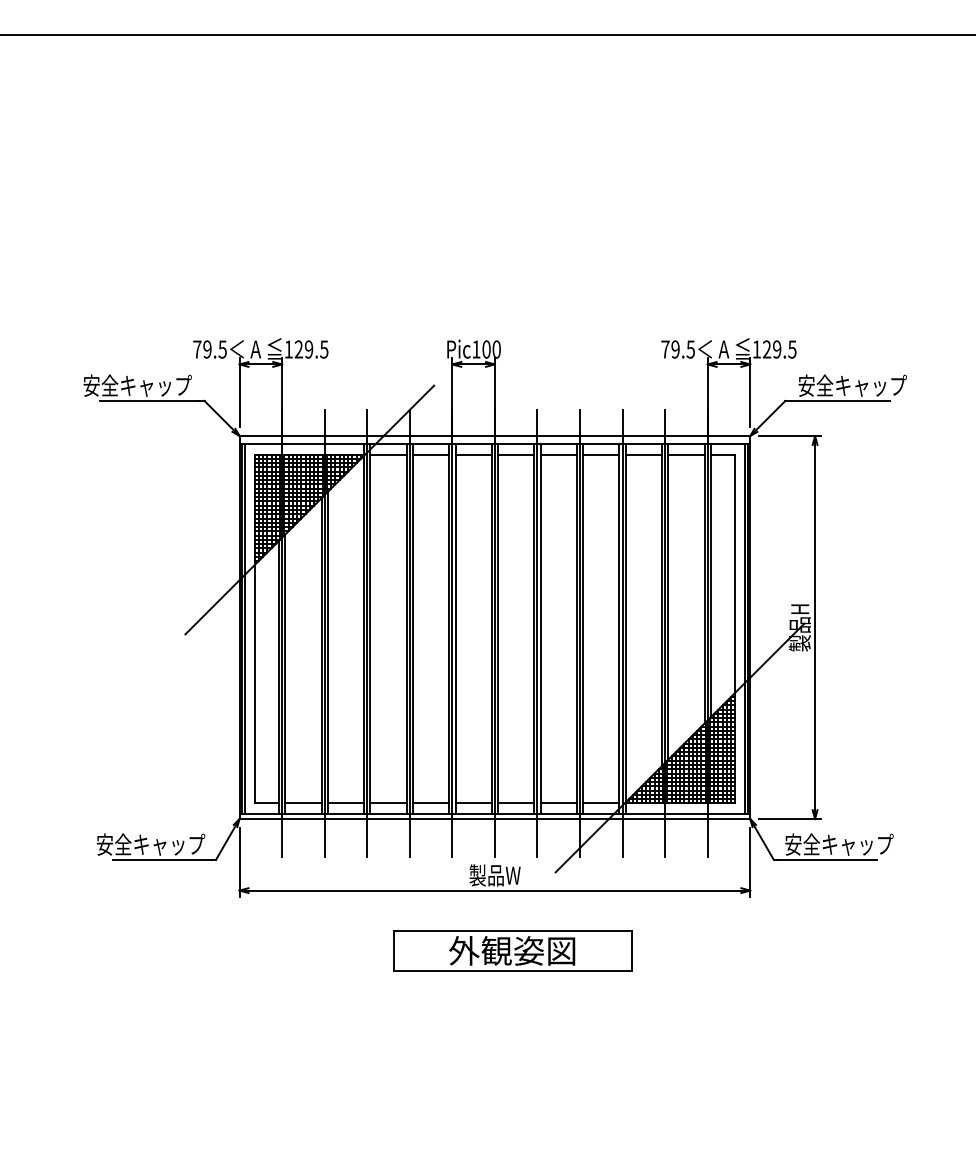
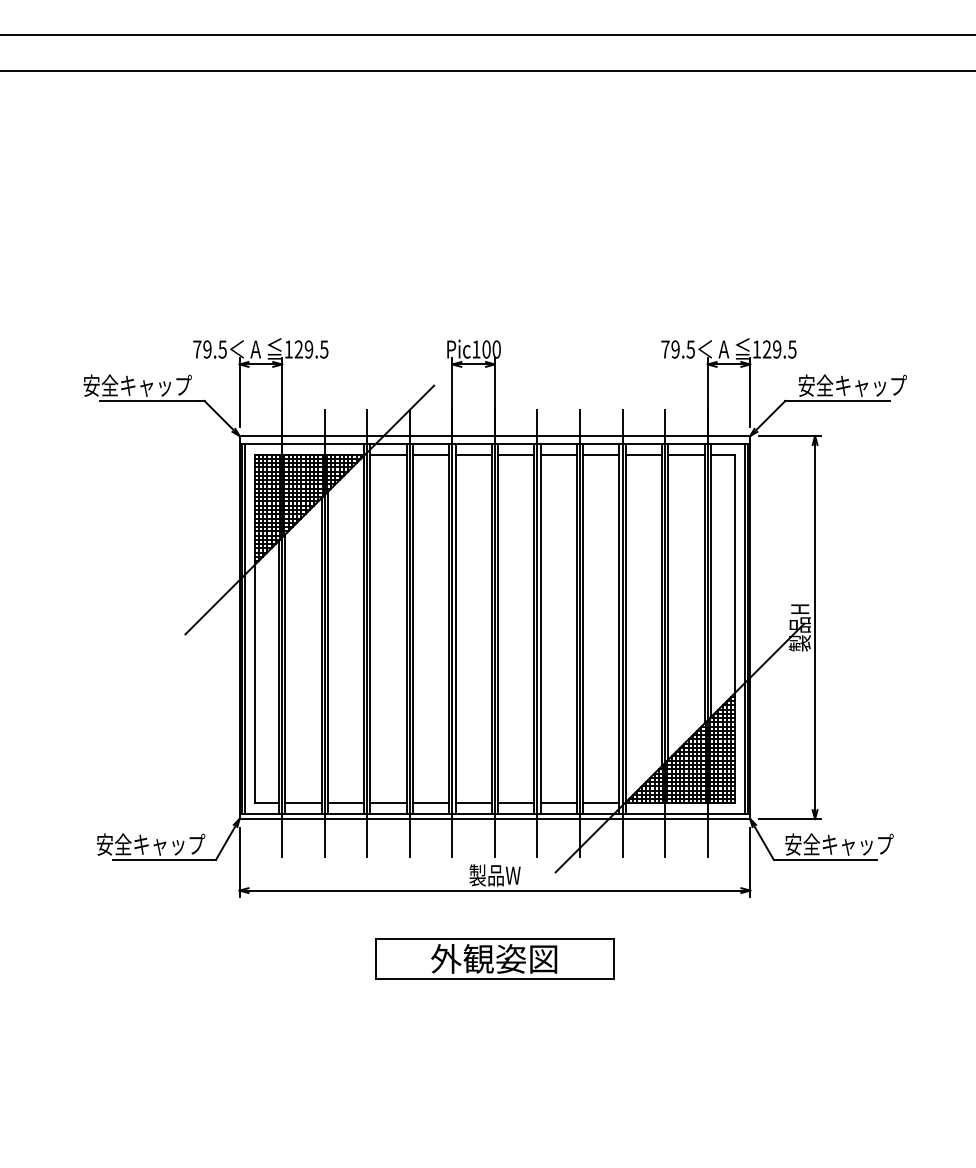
line: none -> present (487, 70)
part position: (512, 950) -> (494, 958) (494, 958)
